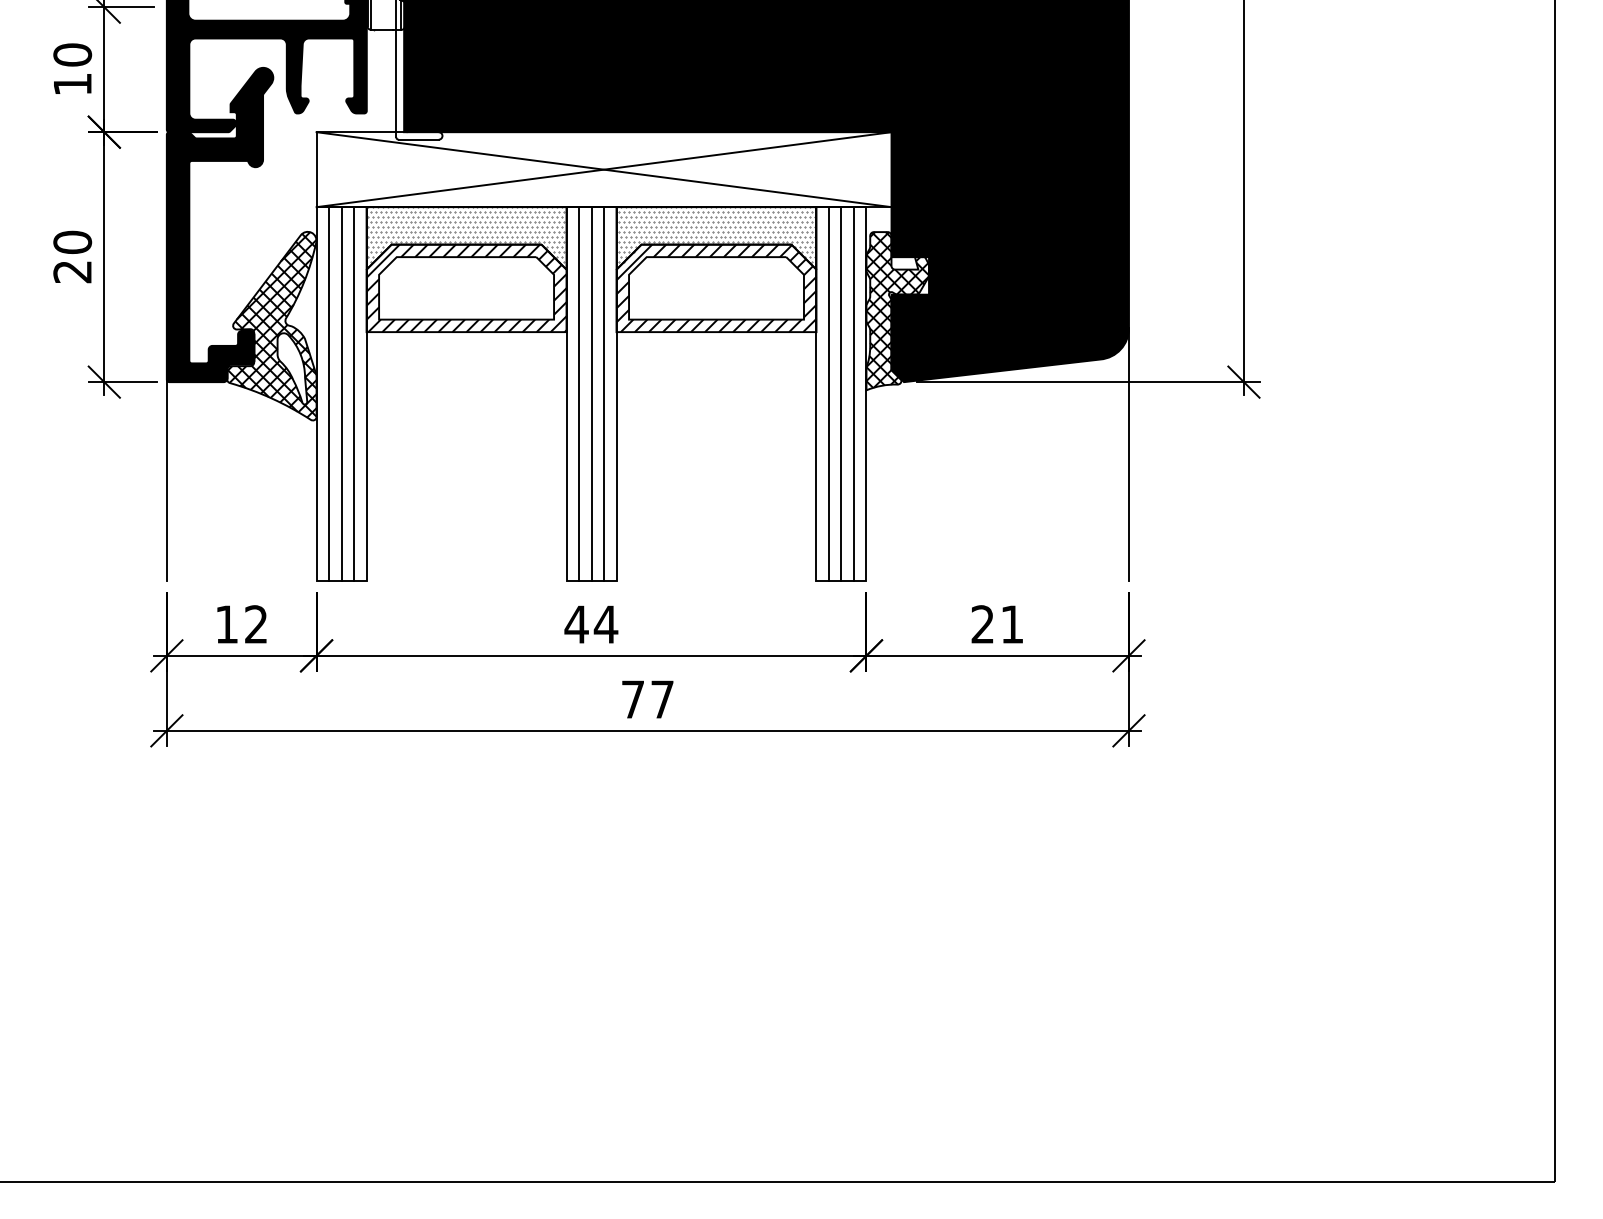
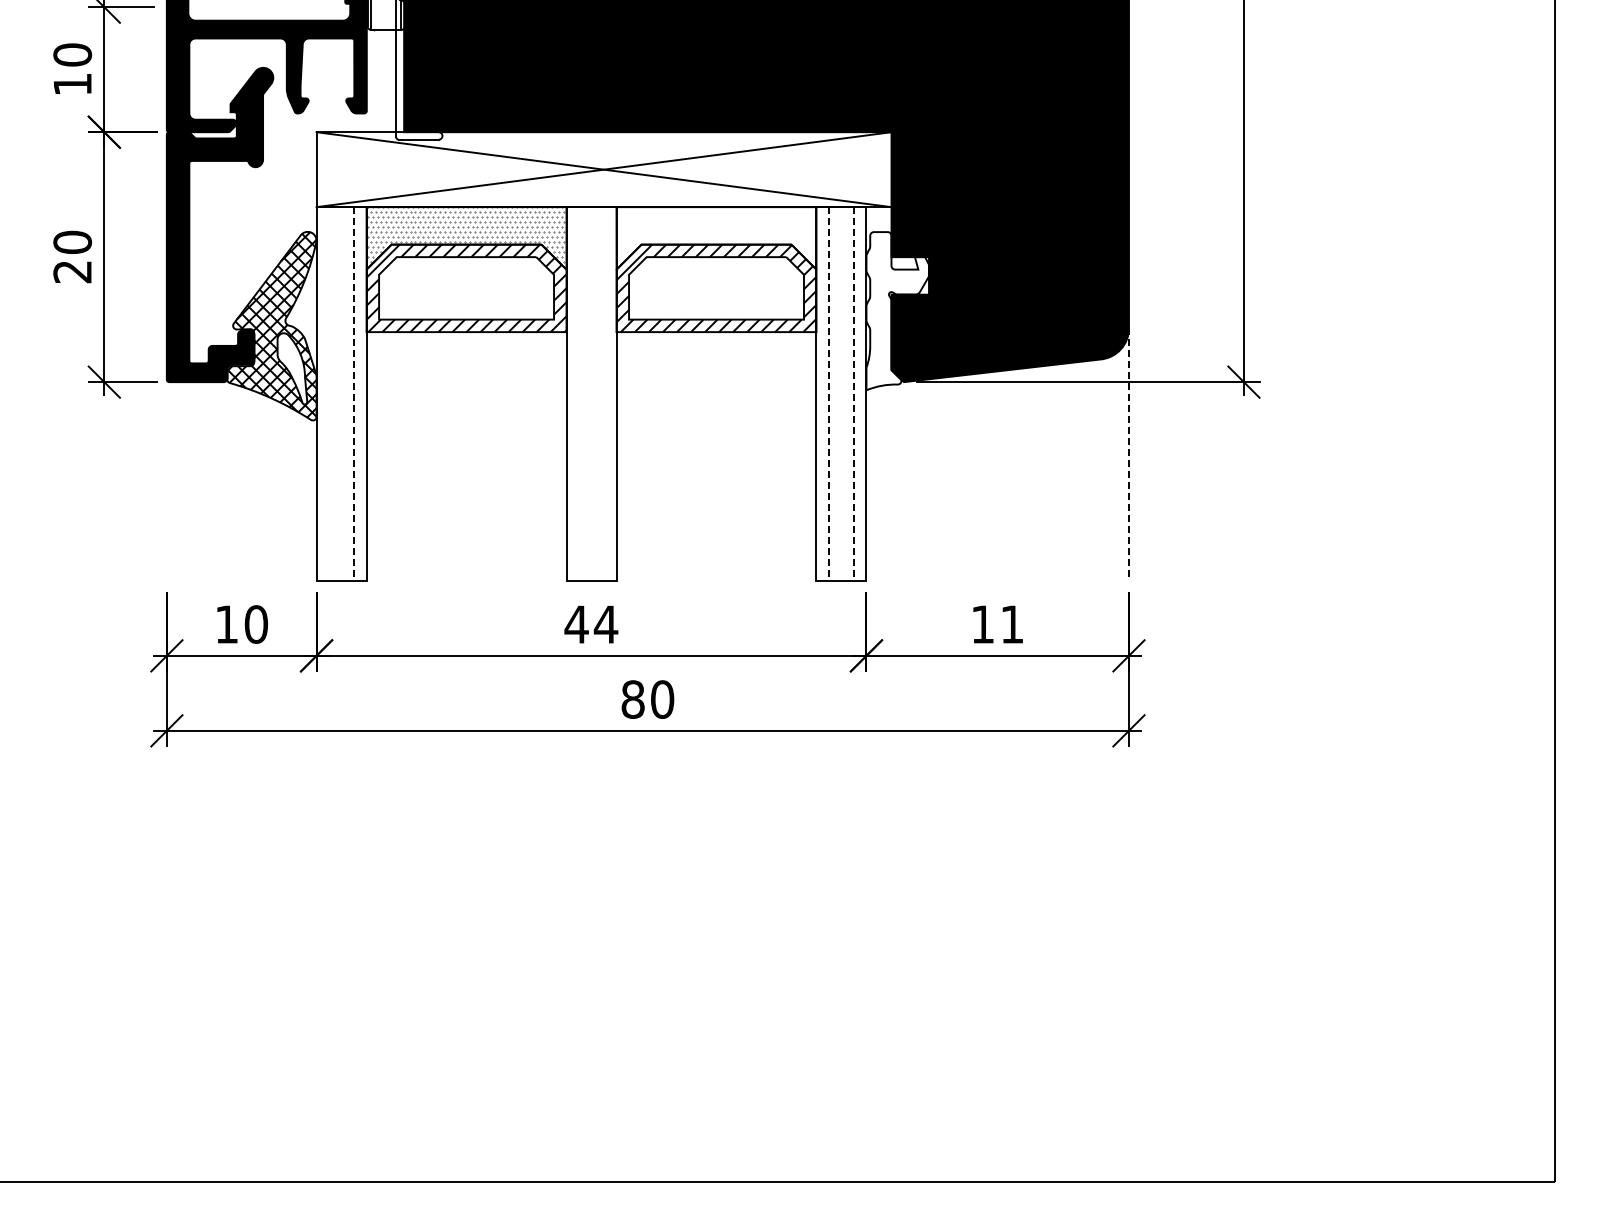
hatch: present -> none (716, 236)
hatch: present -> none (897, 309)
line: present -> none (329, 393)
line: present -> none (341, 393)
line: present -> none (579, 393)
line: present -> none (591, 393)
line: present -> none (604, 393)
line: present -> none (841, 393)
line: solid -> dashed (354, 394)
line: solid -> dashed (828, 394)
line: solid -> dashed (853, 394)
line: solid -> dashed (1128, 455)
line: present -> none (166, 480)
text: 12 -> 10 (256, 624)
text: 21 -> 11 (982, 624)
text: 77 -> 80 (647, 699)
